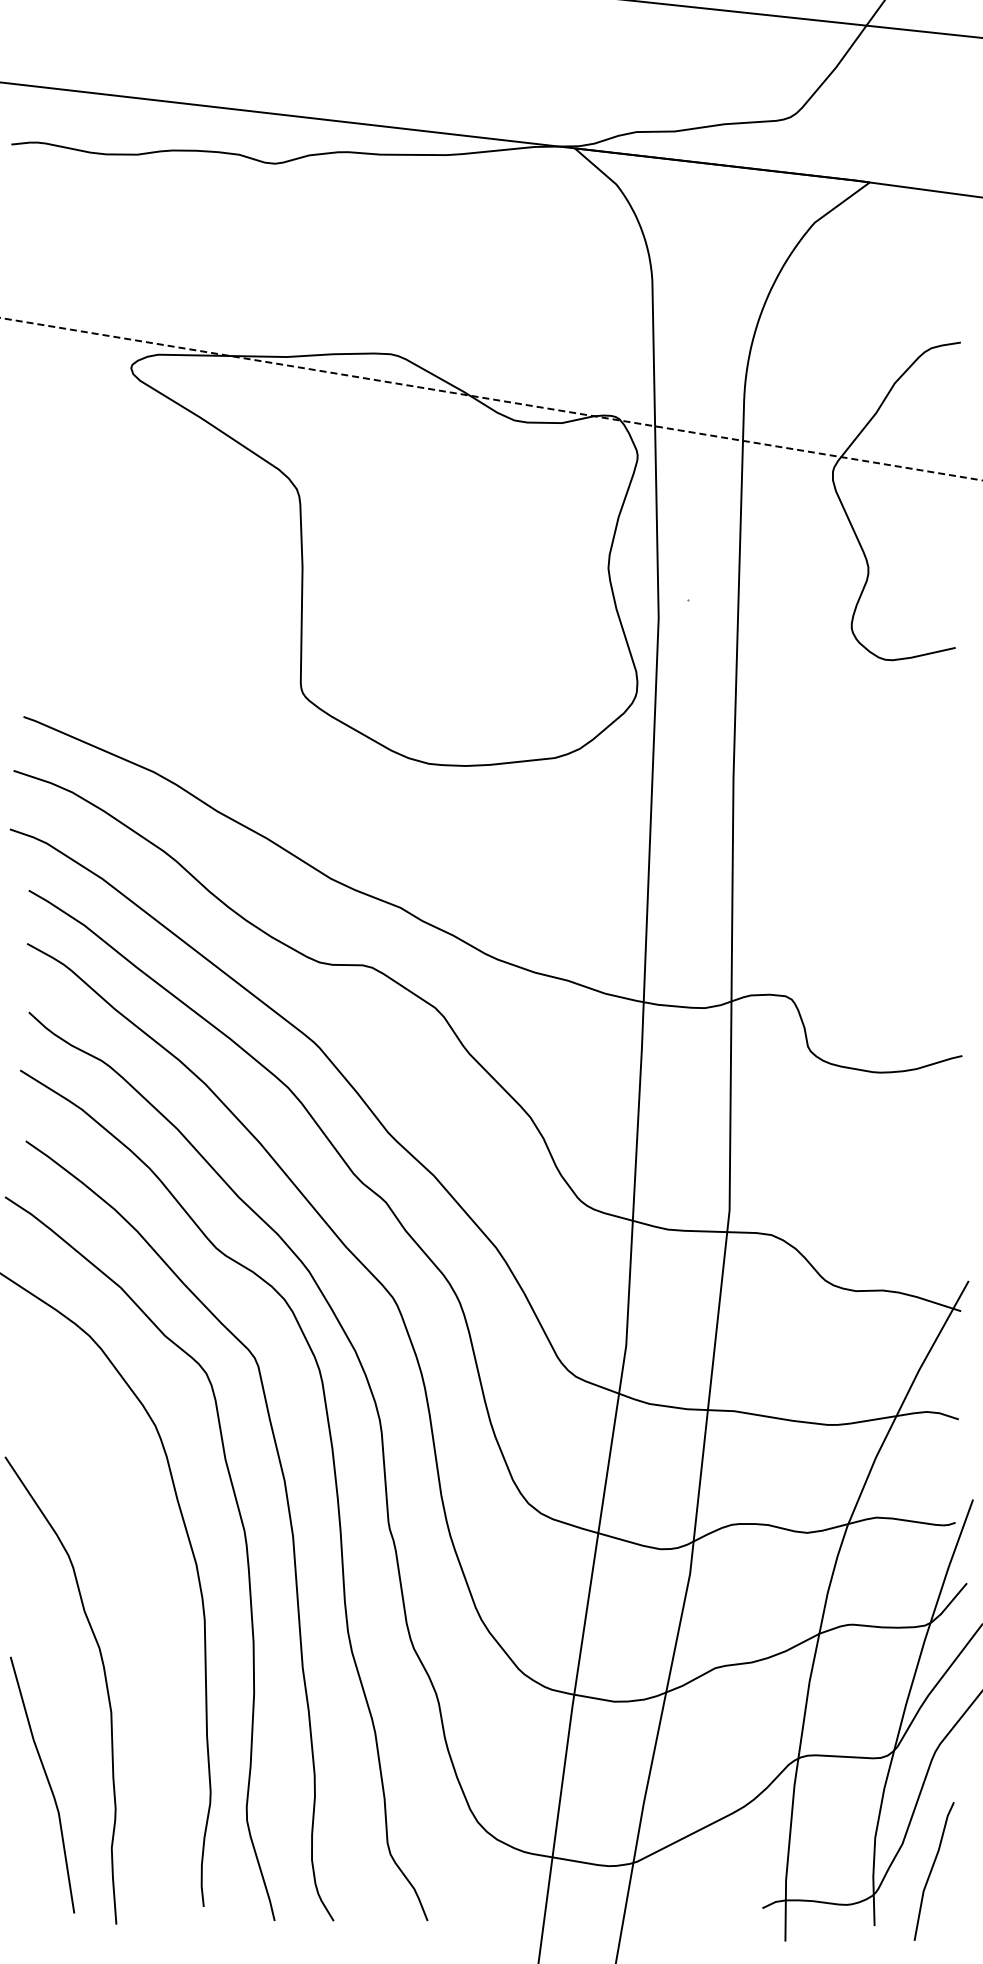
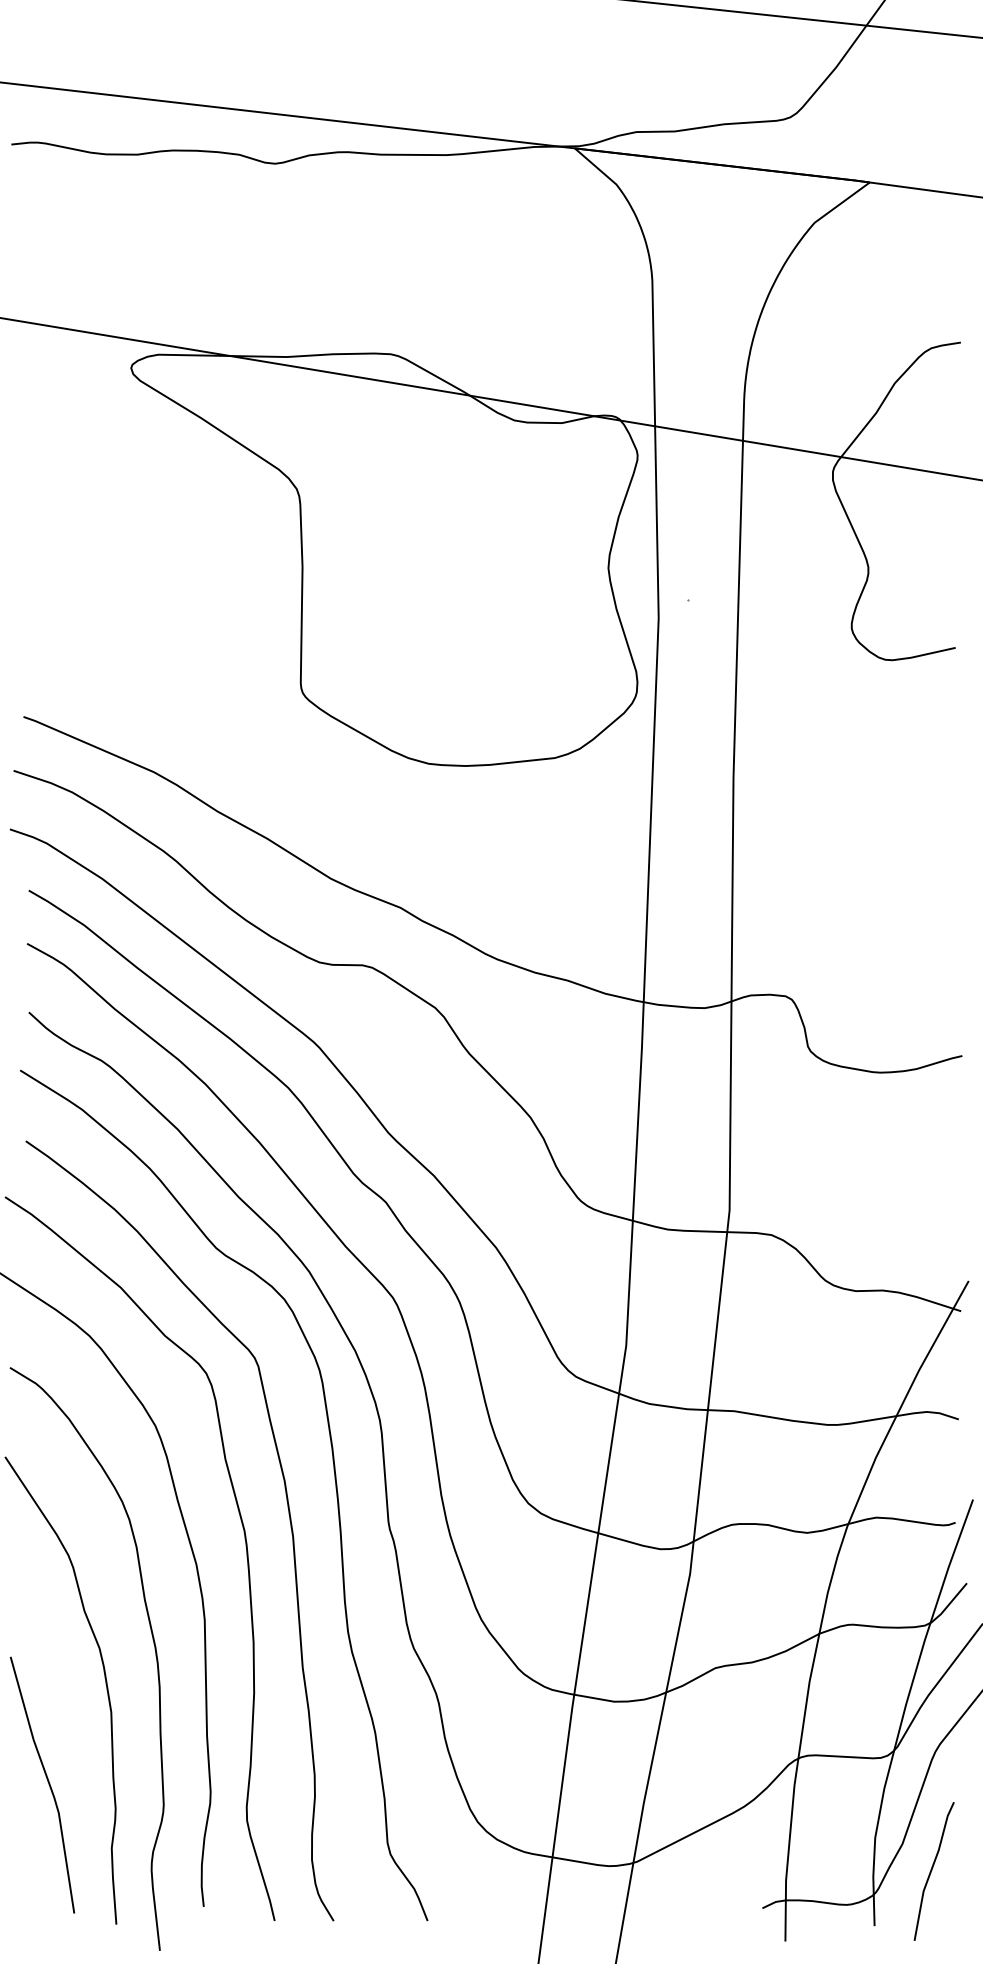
line: dashed -> solid (492, 399)
curve: none -> present (153, 1644)
